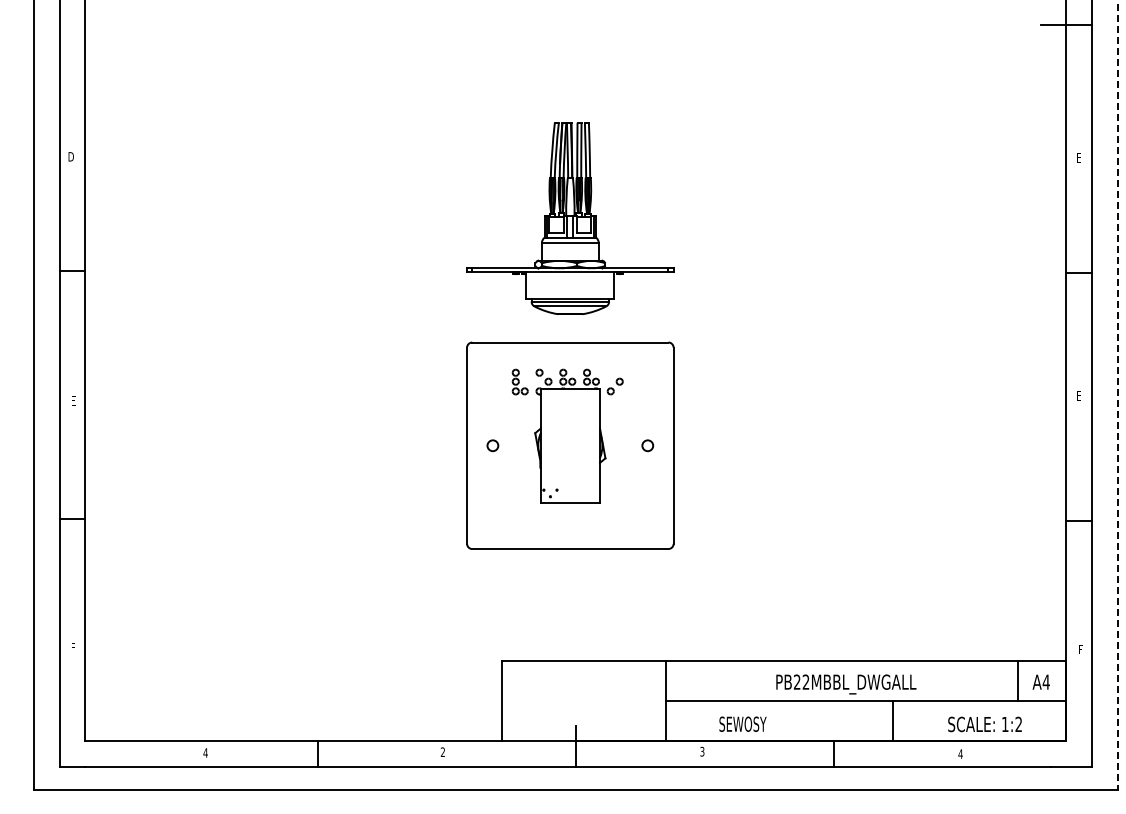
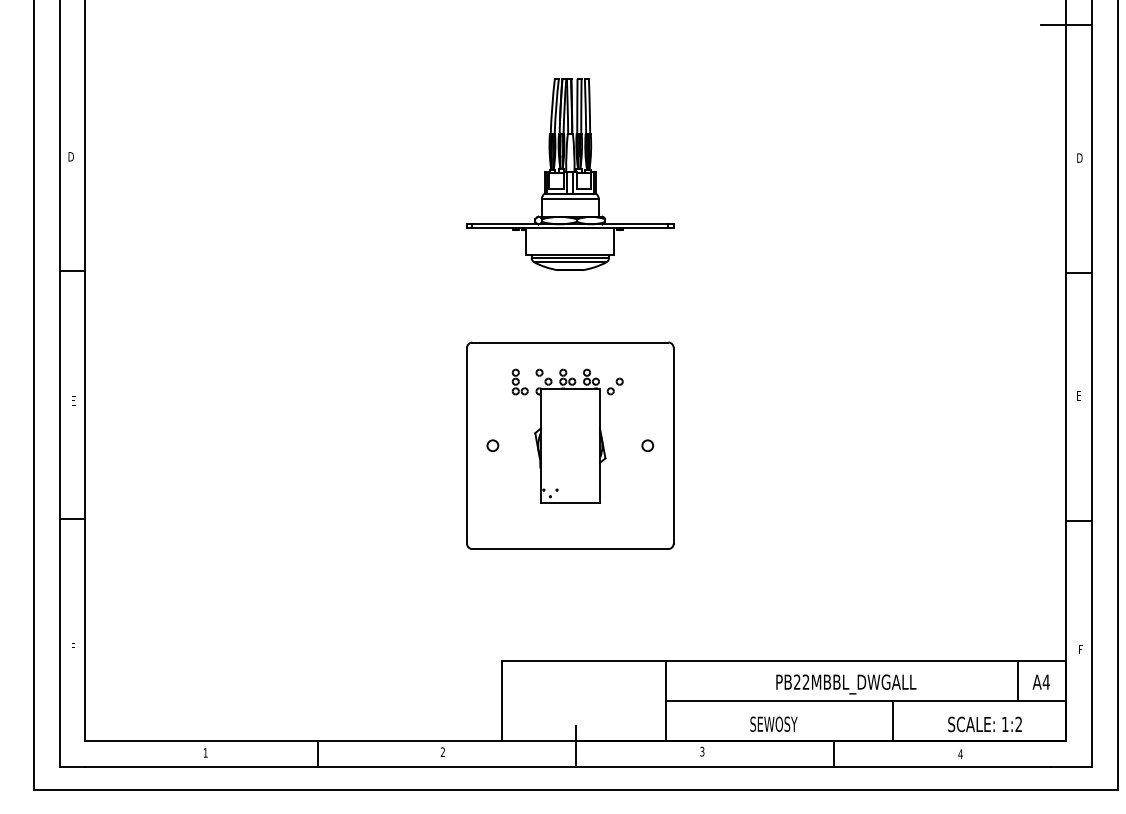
text: E -> D (1079, 157)
part position: (570, 218) -> (570, 174) (570, 174)
line: dashed -> solid (1118, 394)
text position: (742, 723) -> (773, 723) (773, 723)
text: 4 -> 1 (205, 752)
